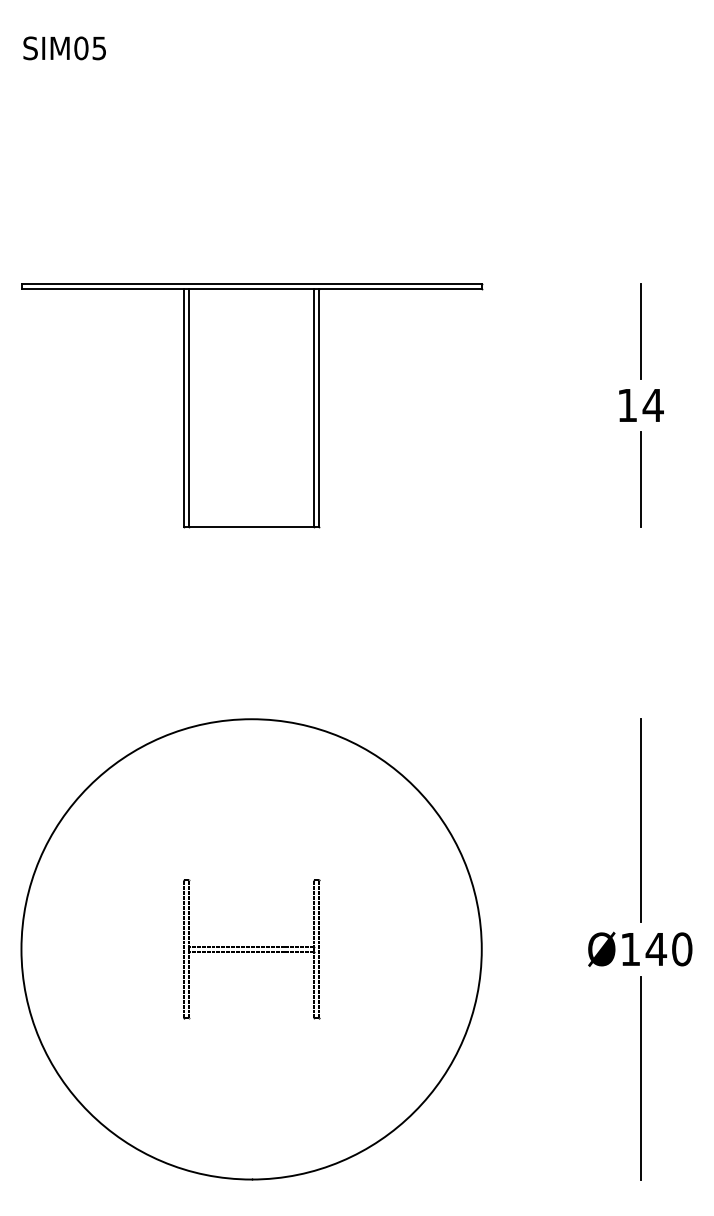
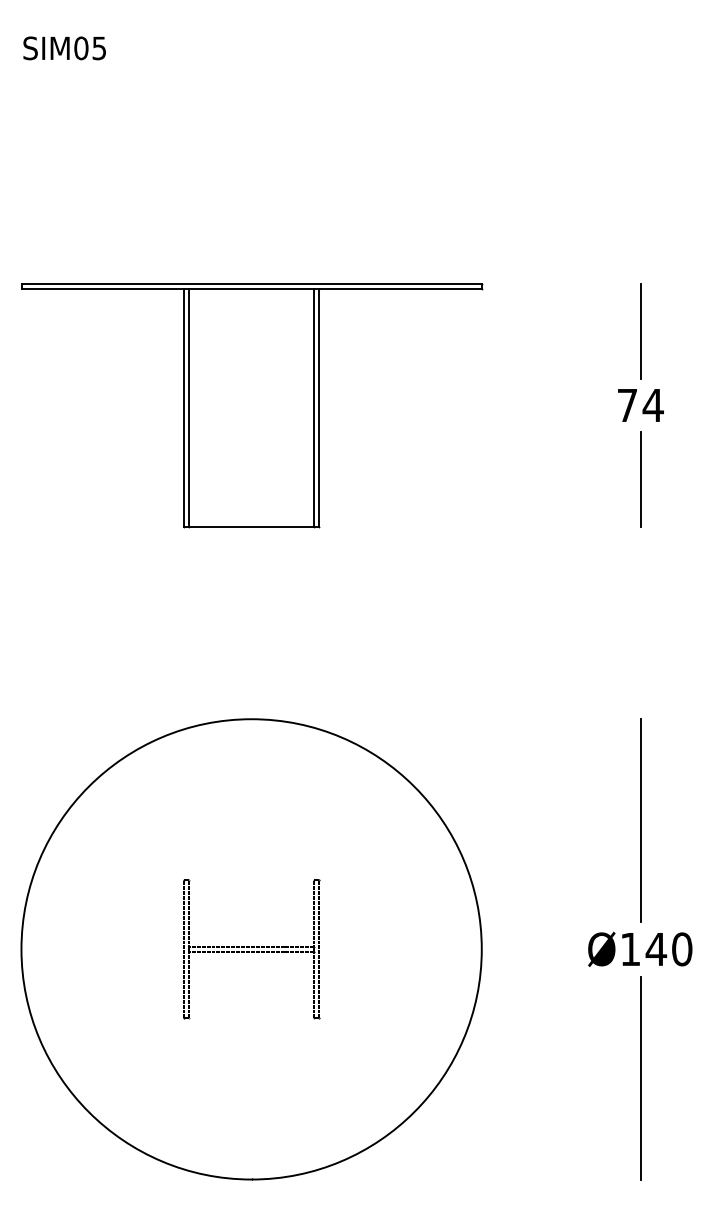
text: 14 -> 74 (627, 405)
